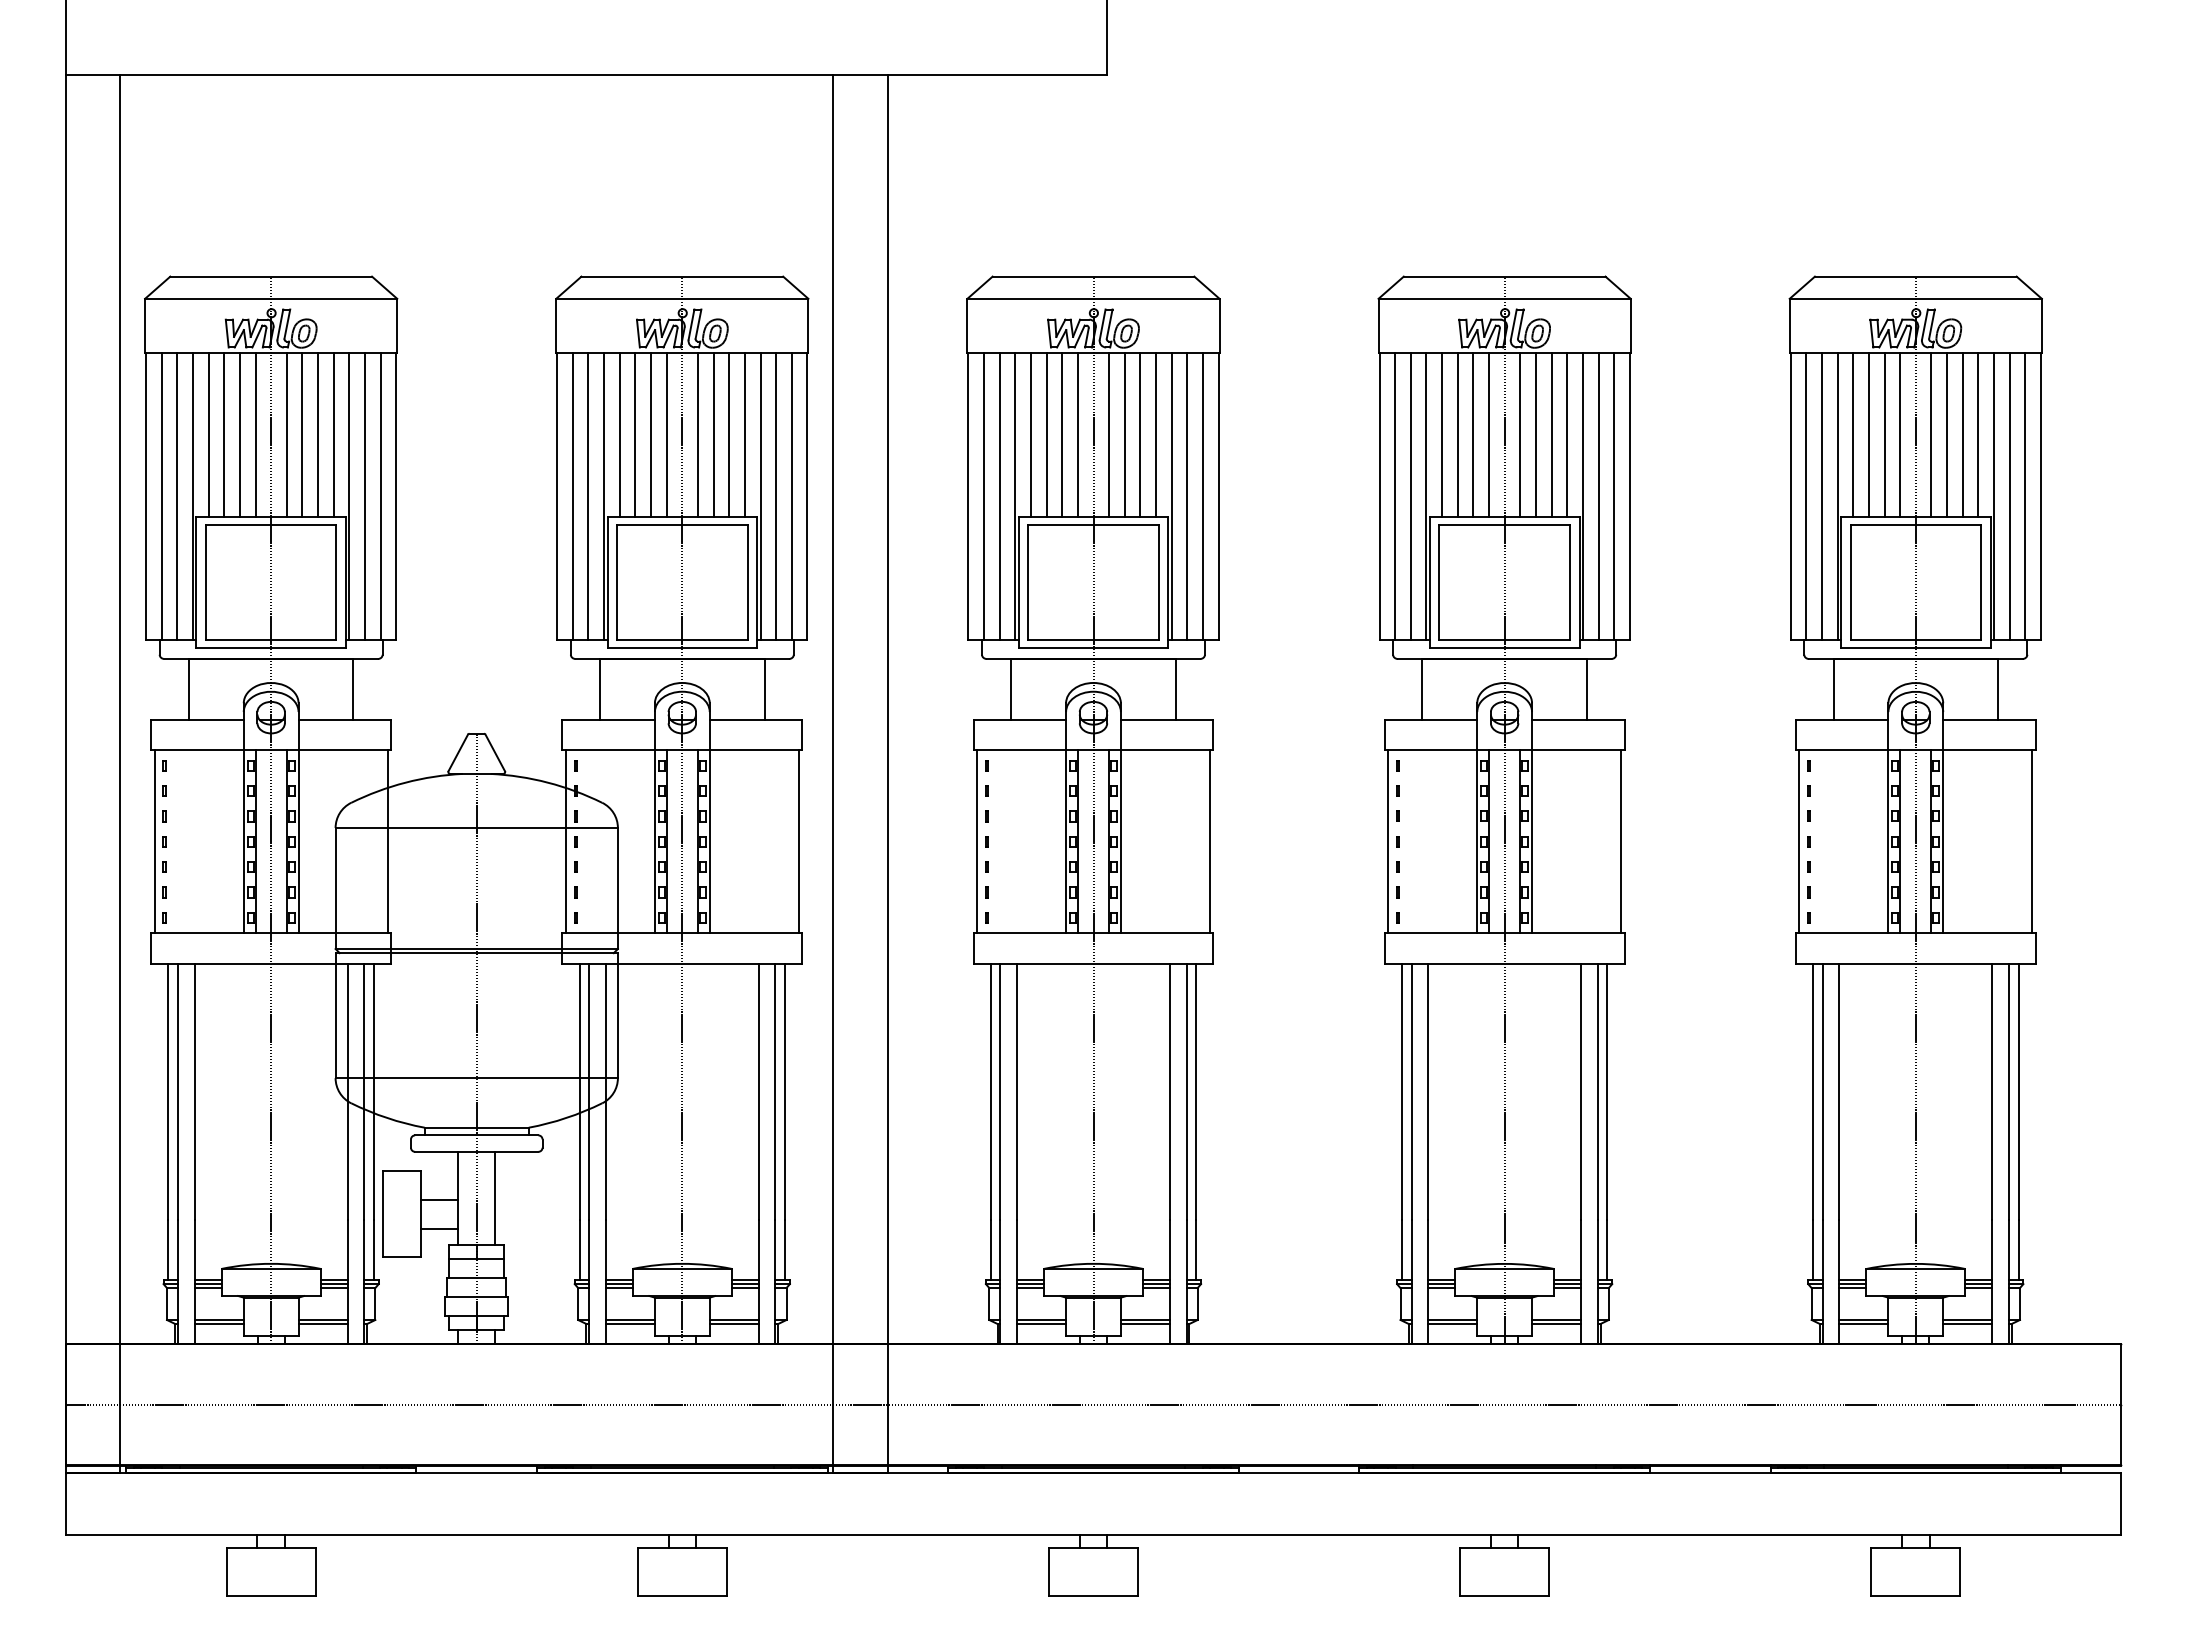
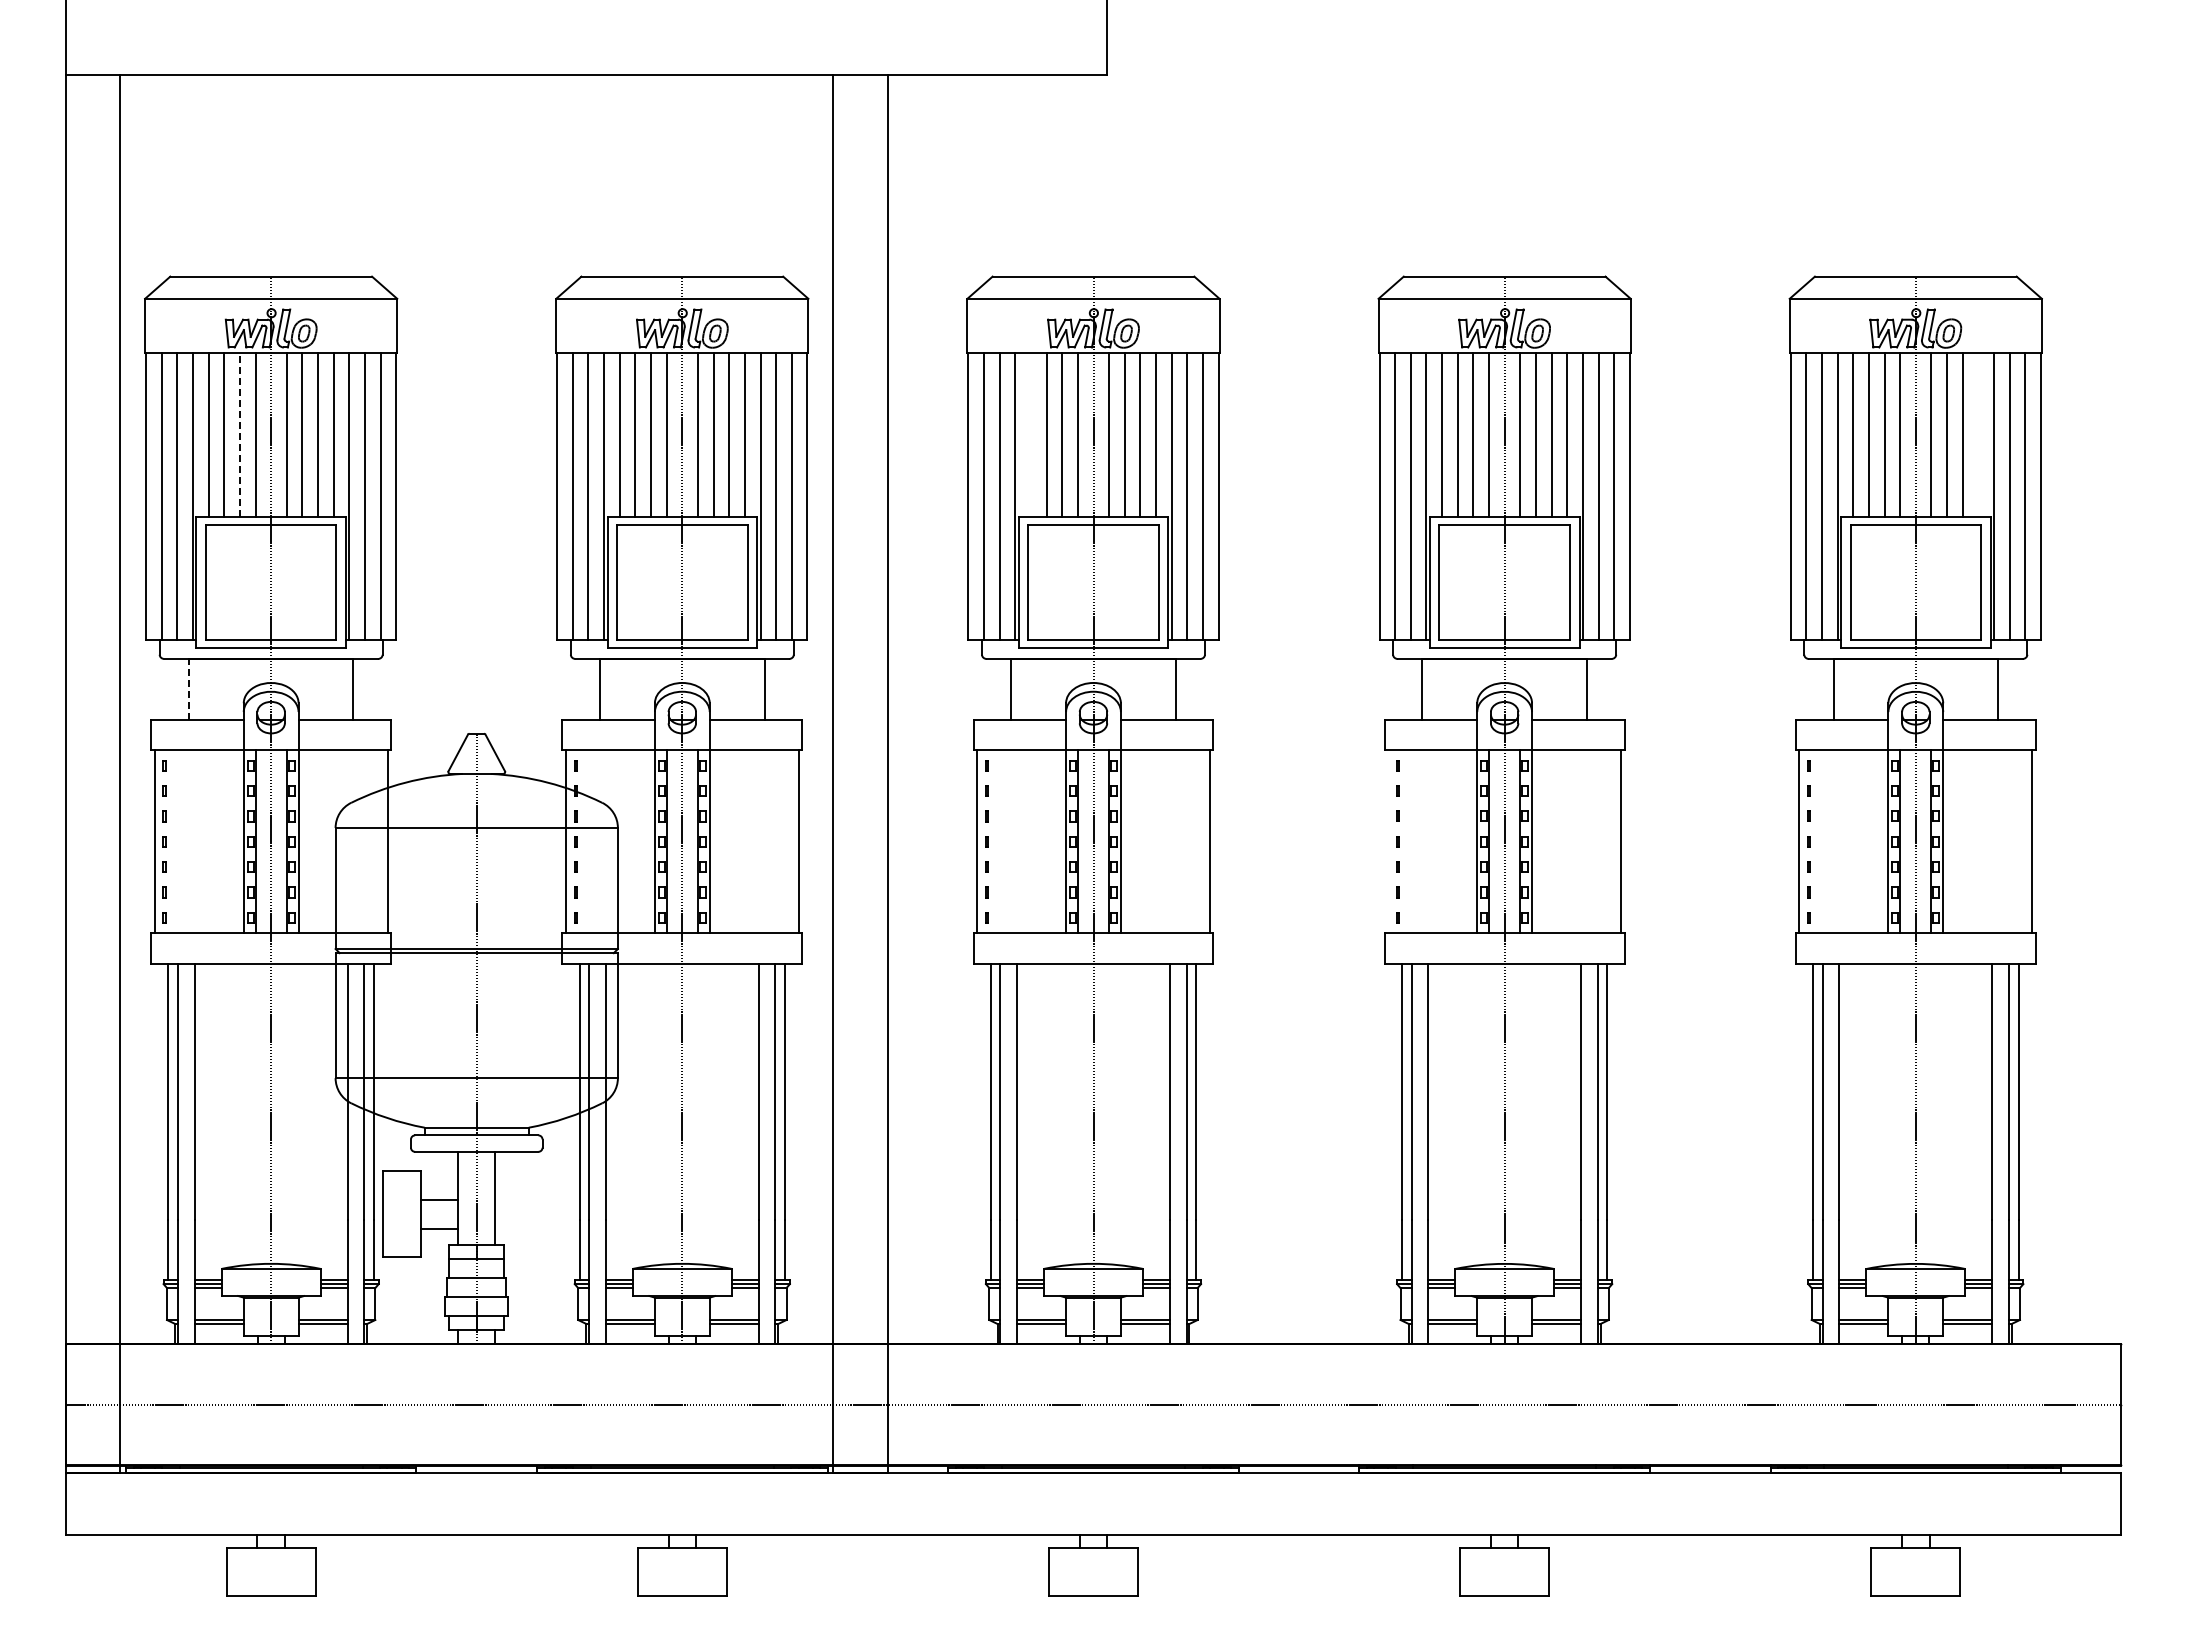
line: solid -> dashed (239, 434)
line: present -> none (1031, 434)
line: present -> none (1978, 434)
line: solid -> dashed (188, 689)
line: present -> none (1388, 841)
